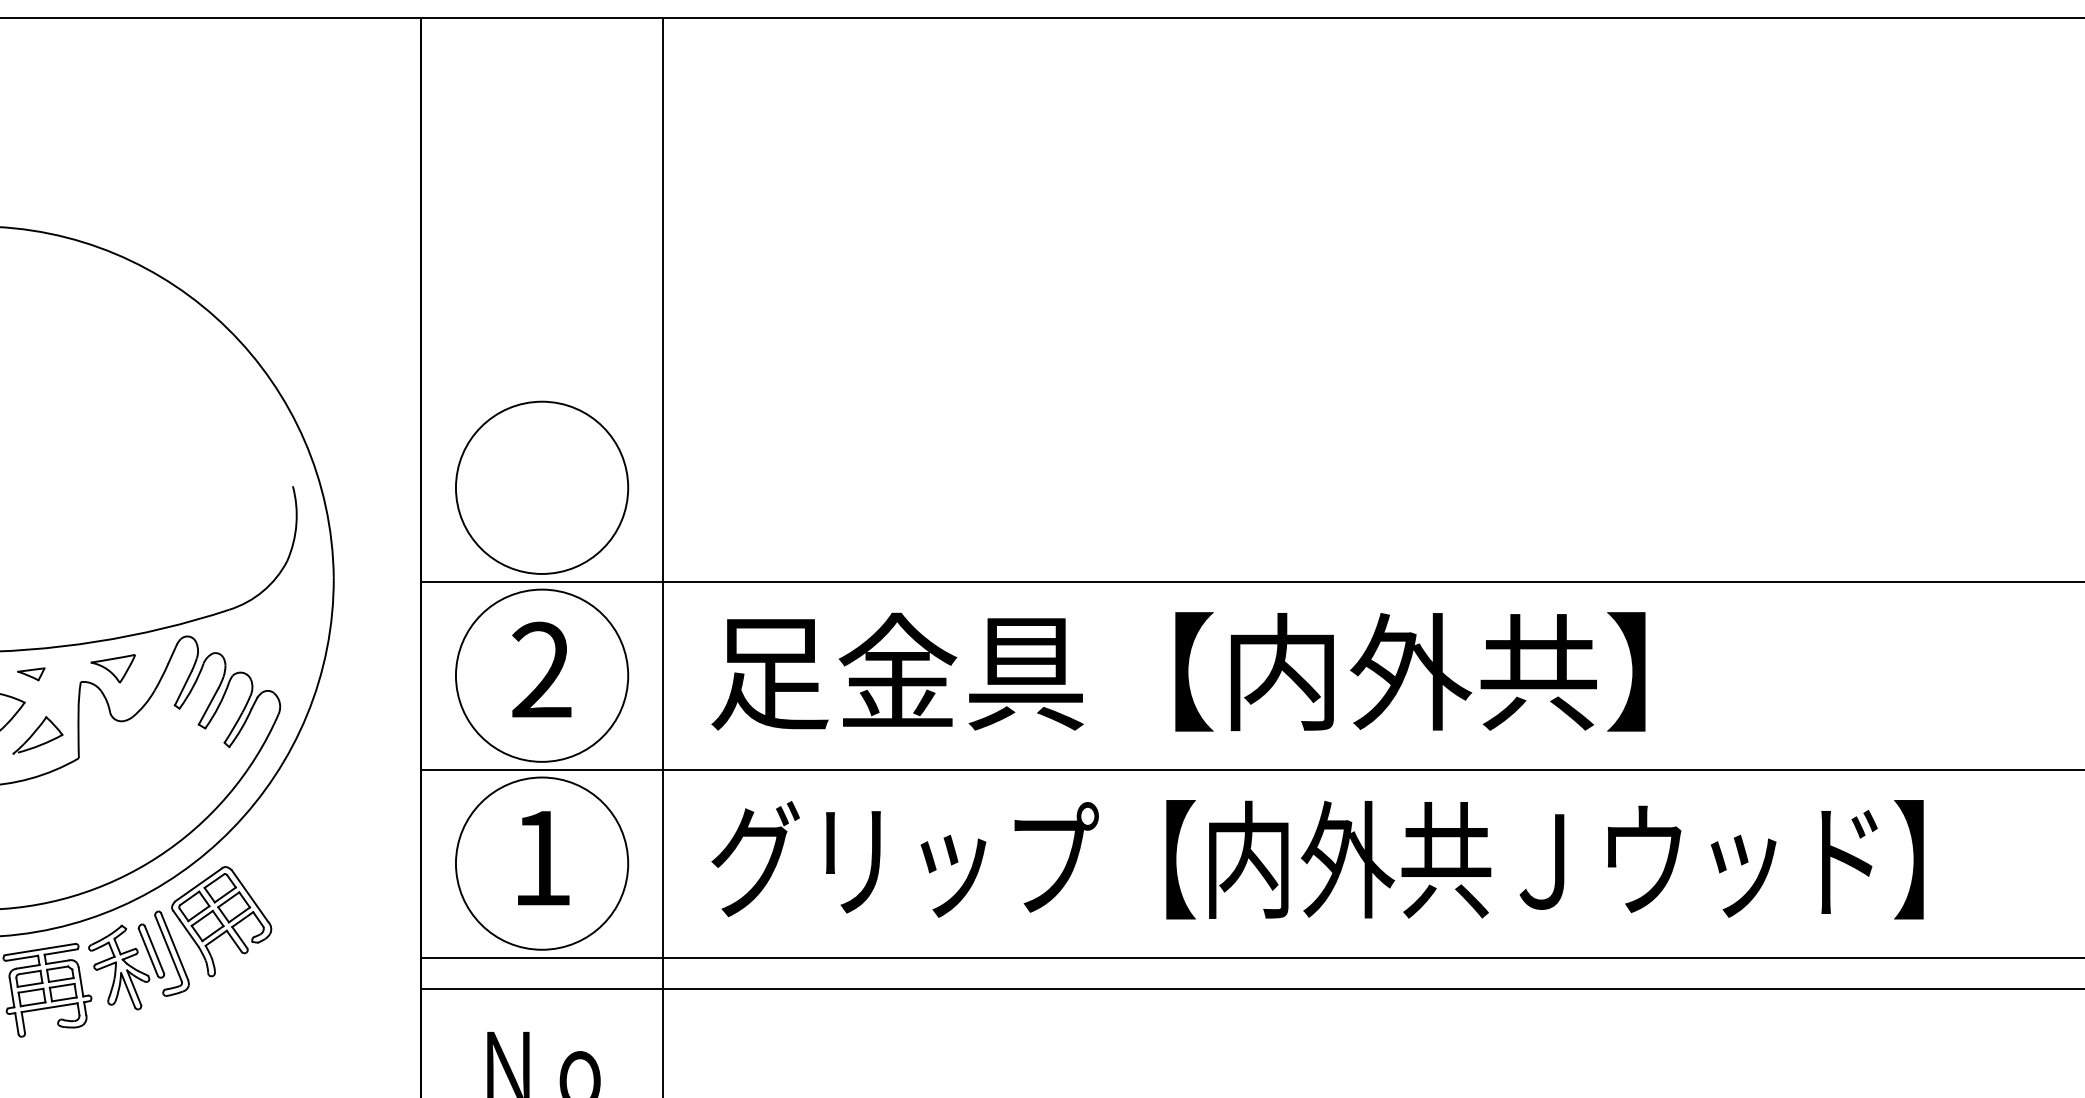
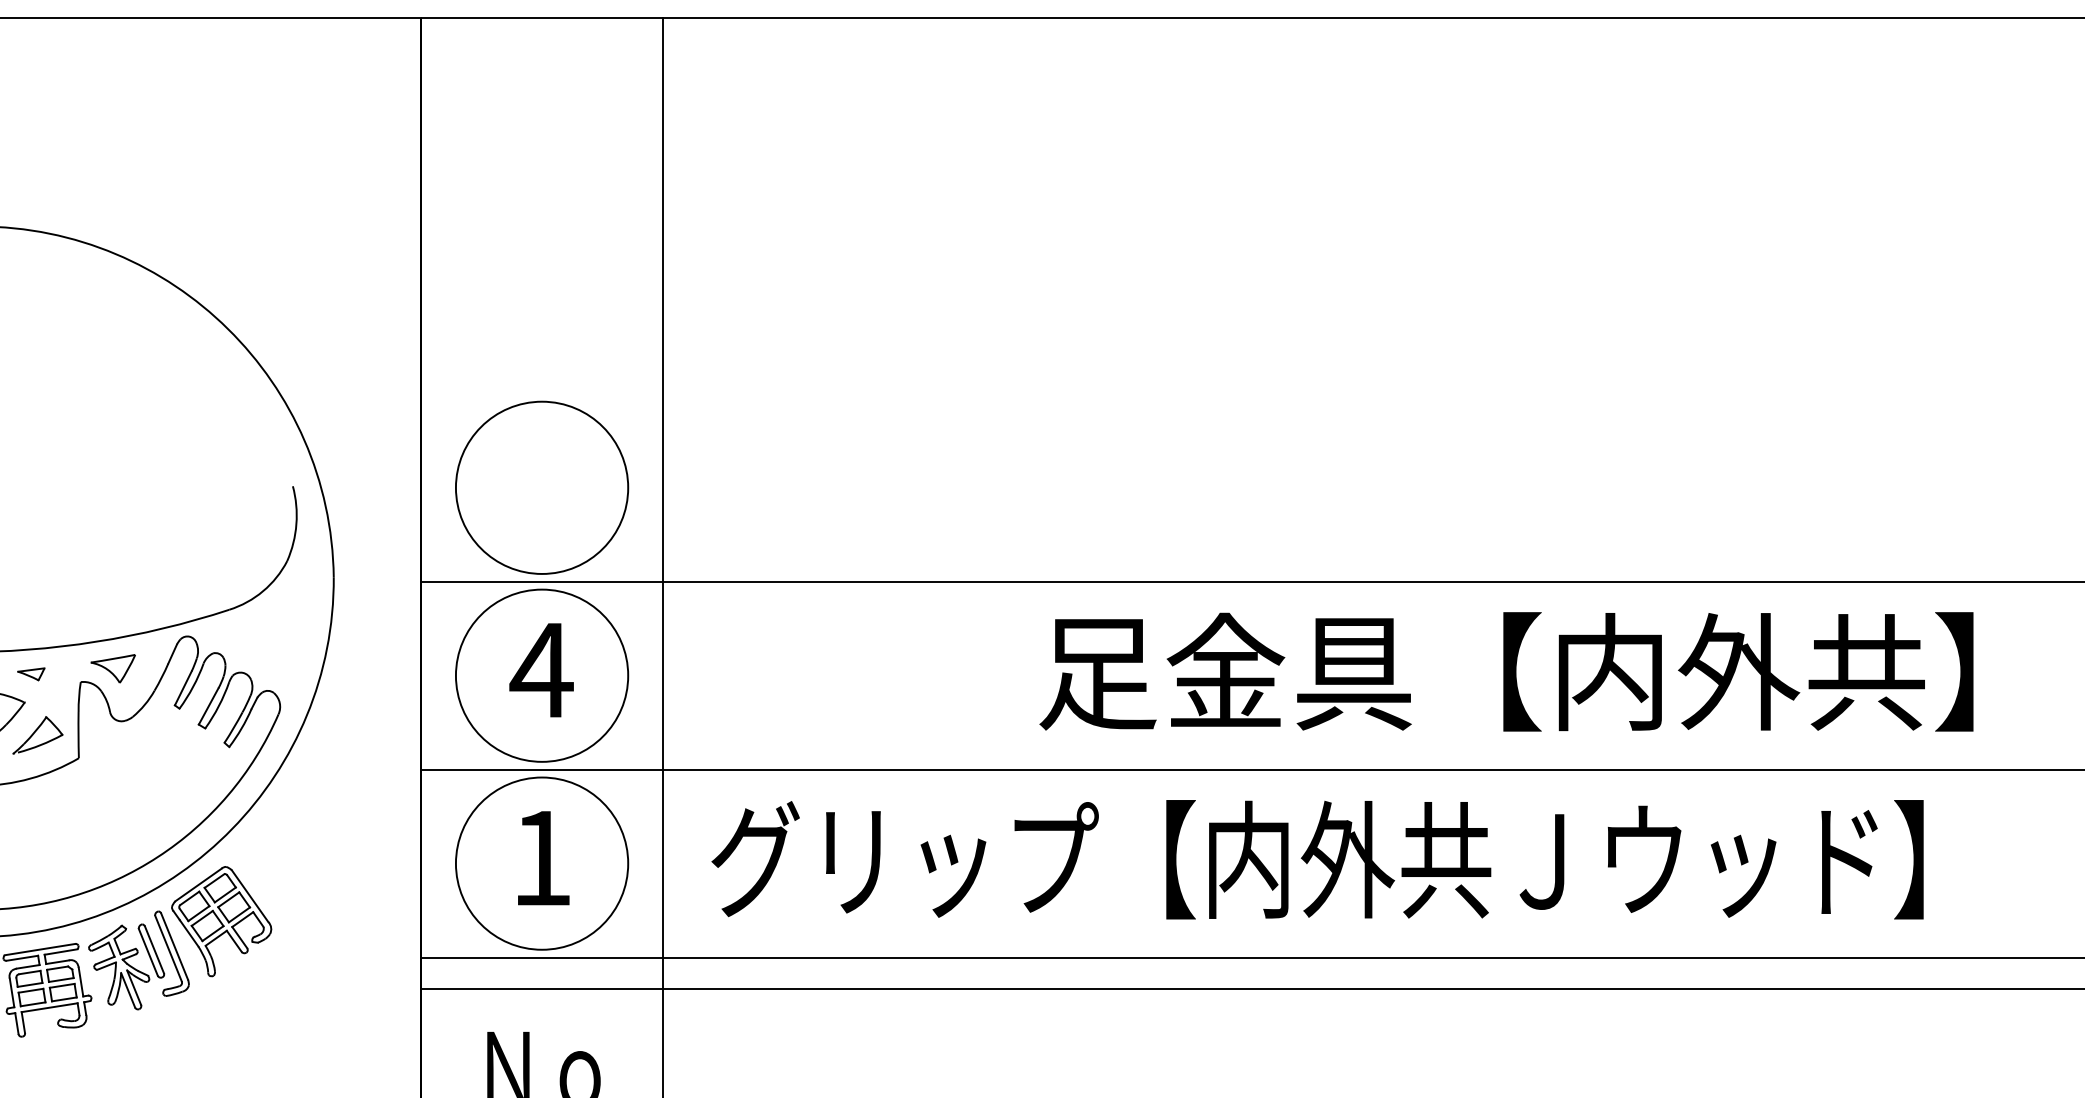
text: 2 -> 4 (541, 669)
text position: (1178, 671) -> (1506, 671) (1506, 671)
